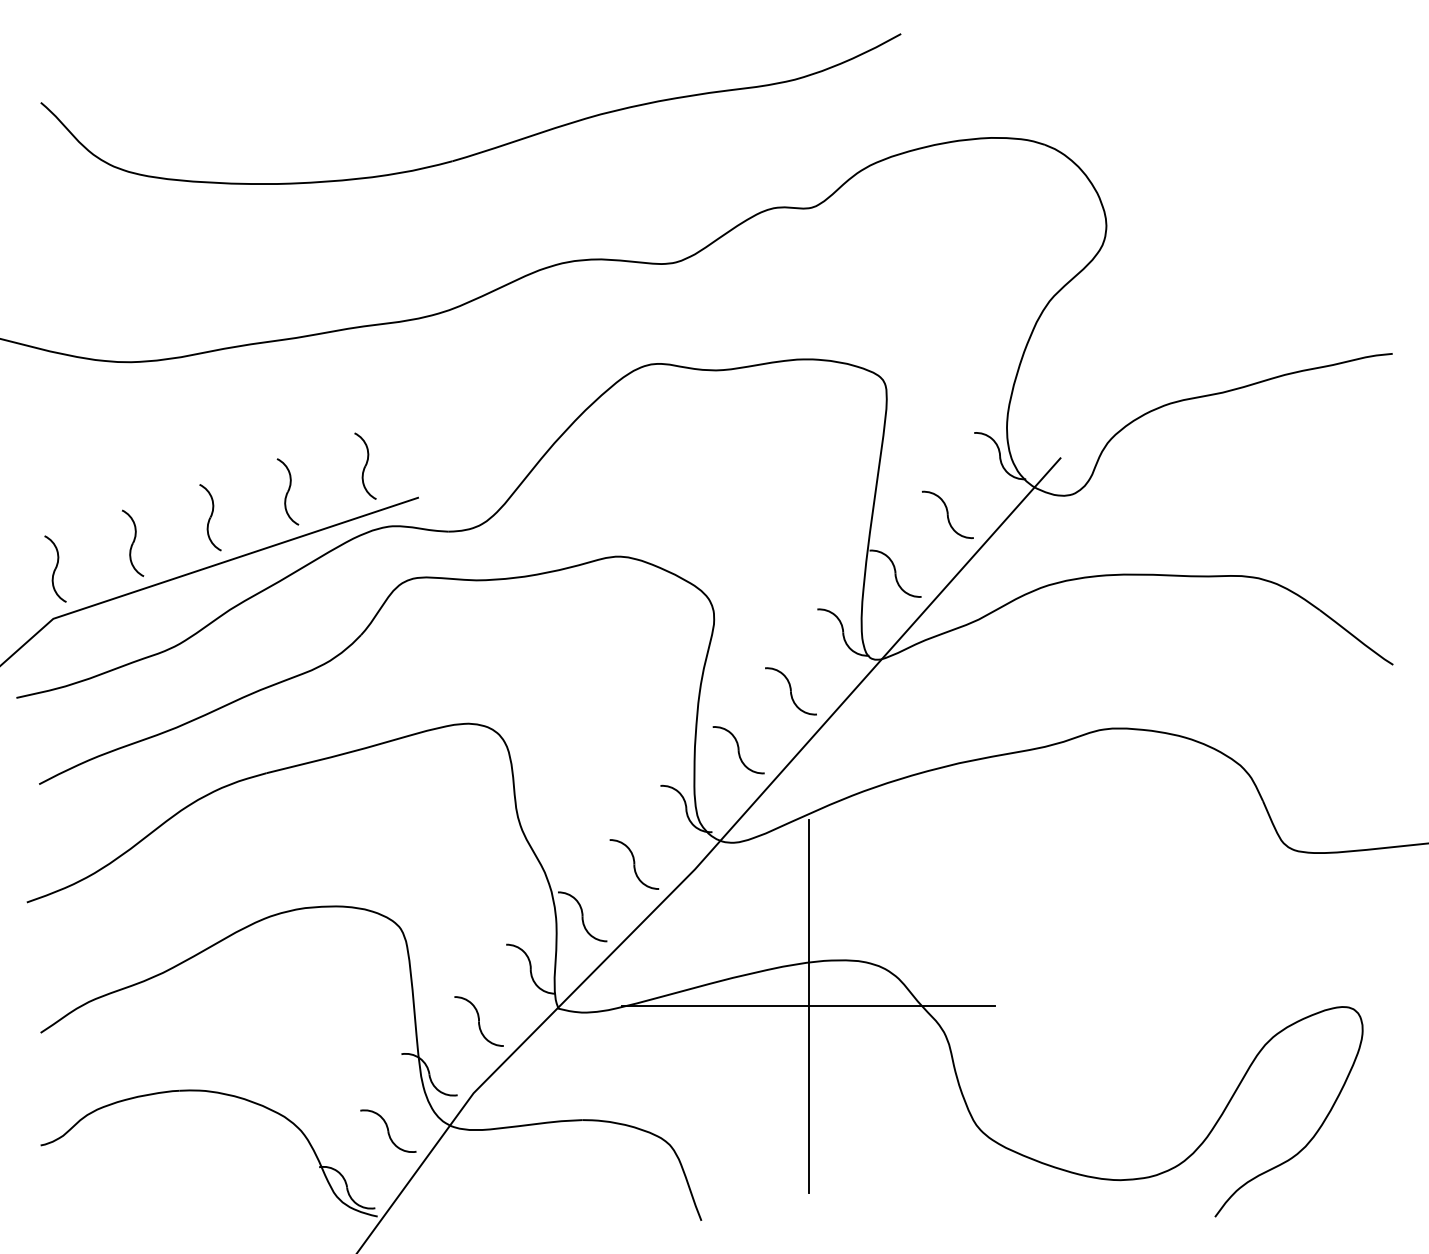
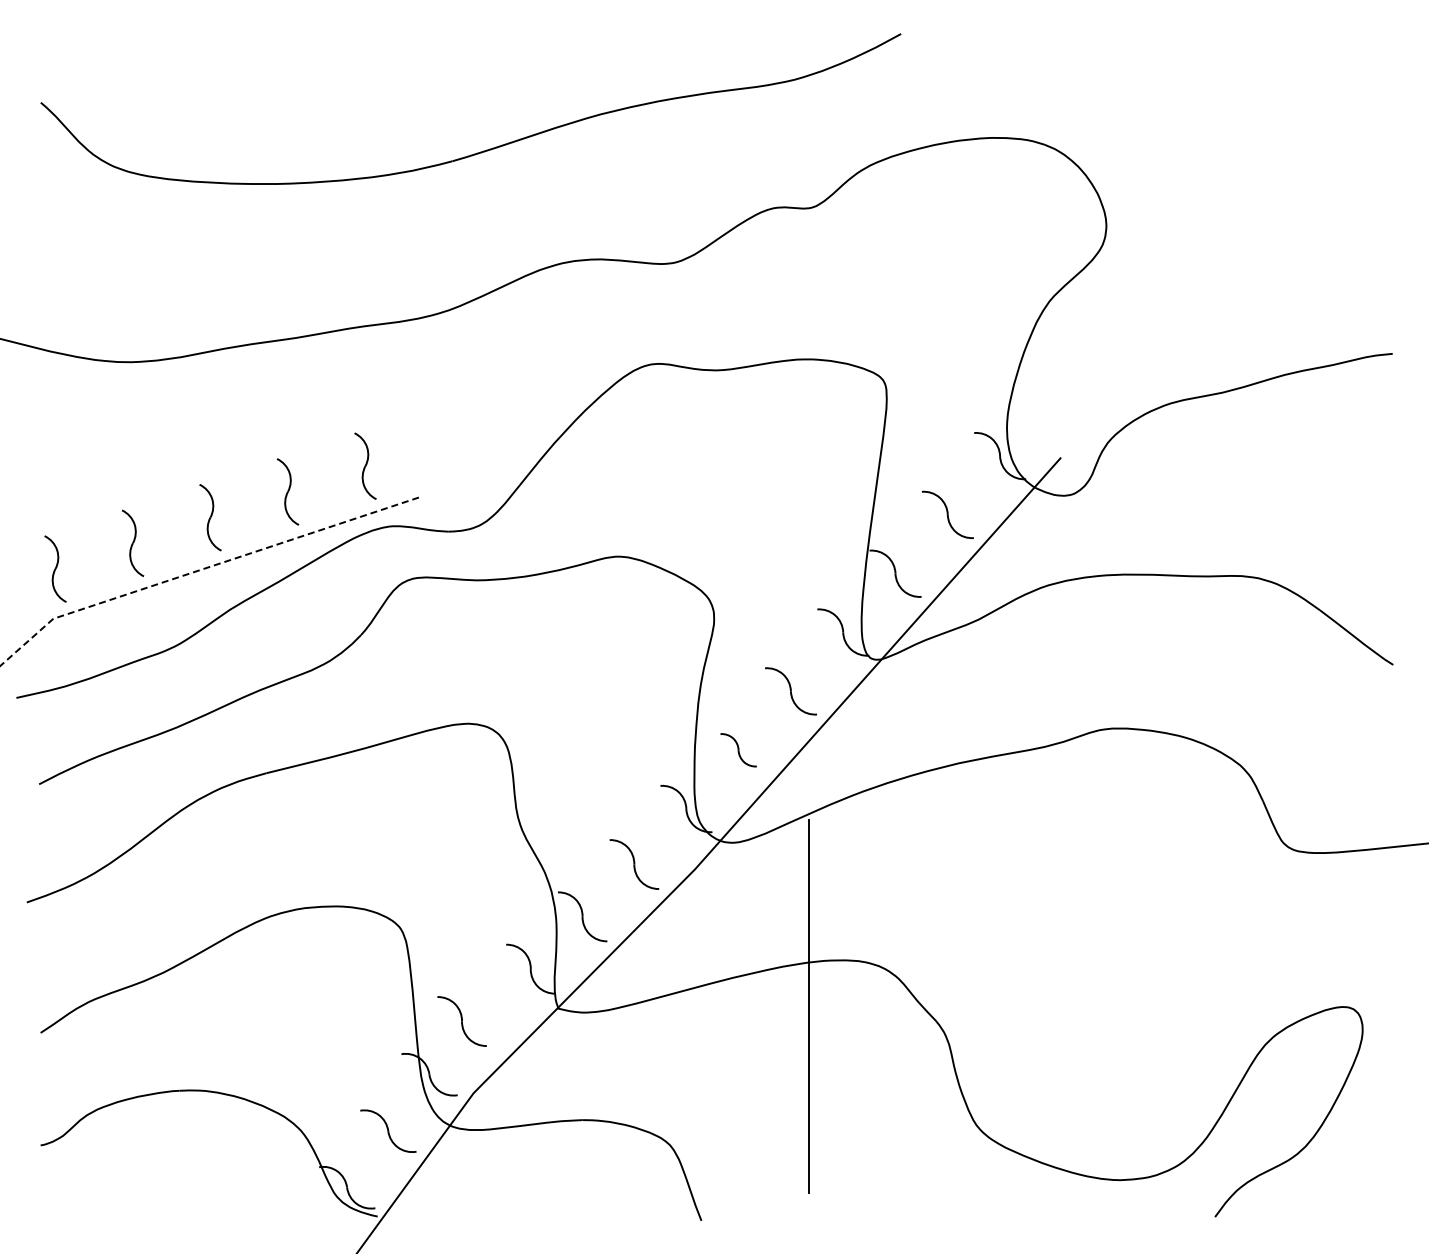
line: solid -> dashed (202, 569)
part size: 53x49 px -> 37x35 px (738, 750)
line: present -> none (808, 1006)
part position: (478, 1021) -> (461, 1021) (461, 1021)
